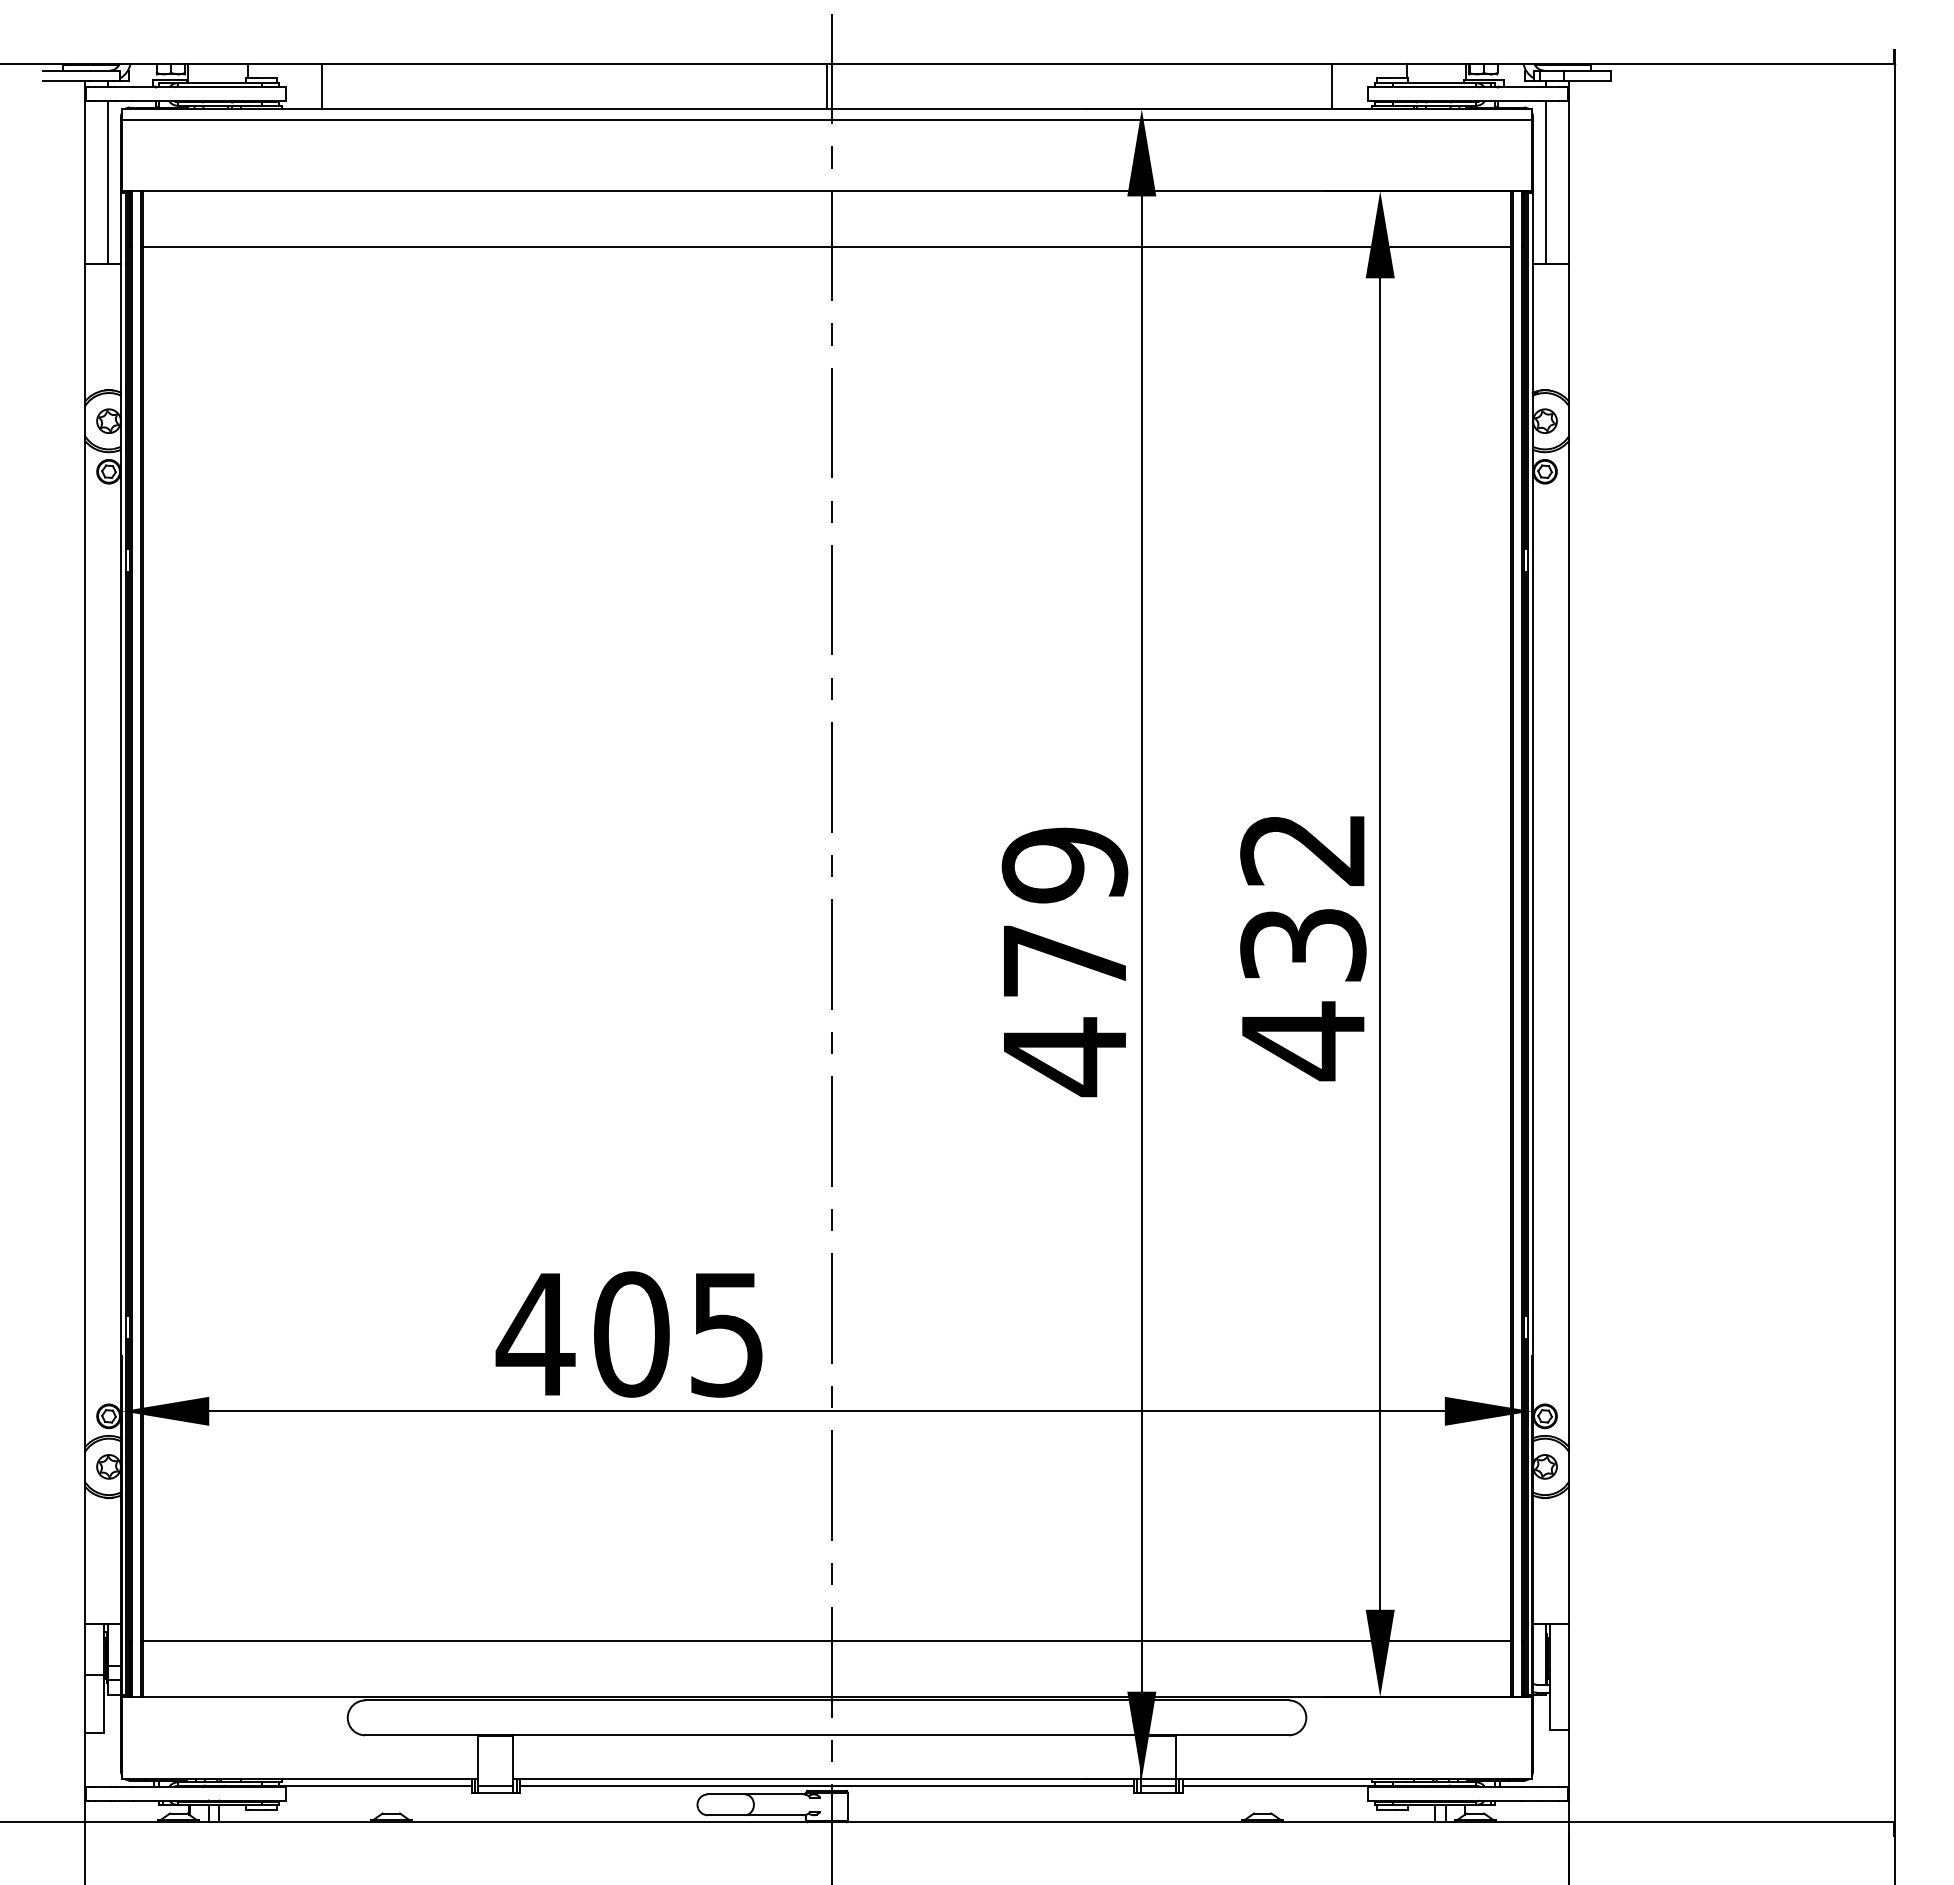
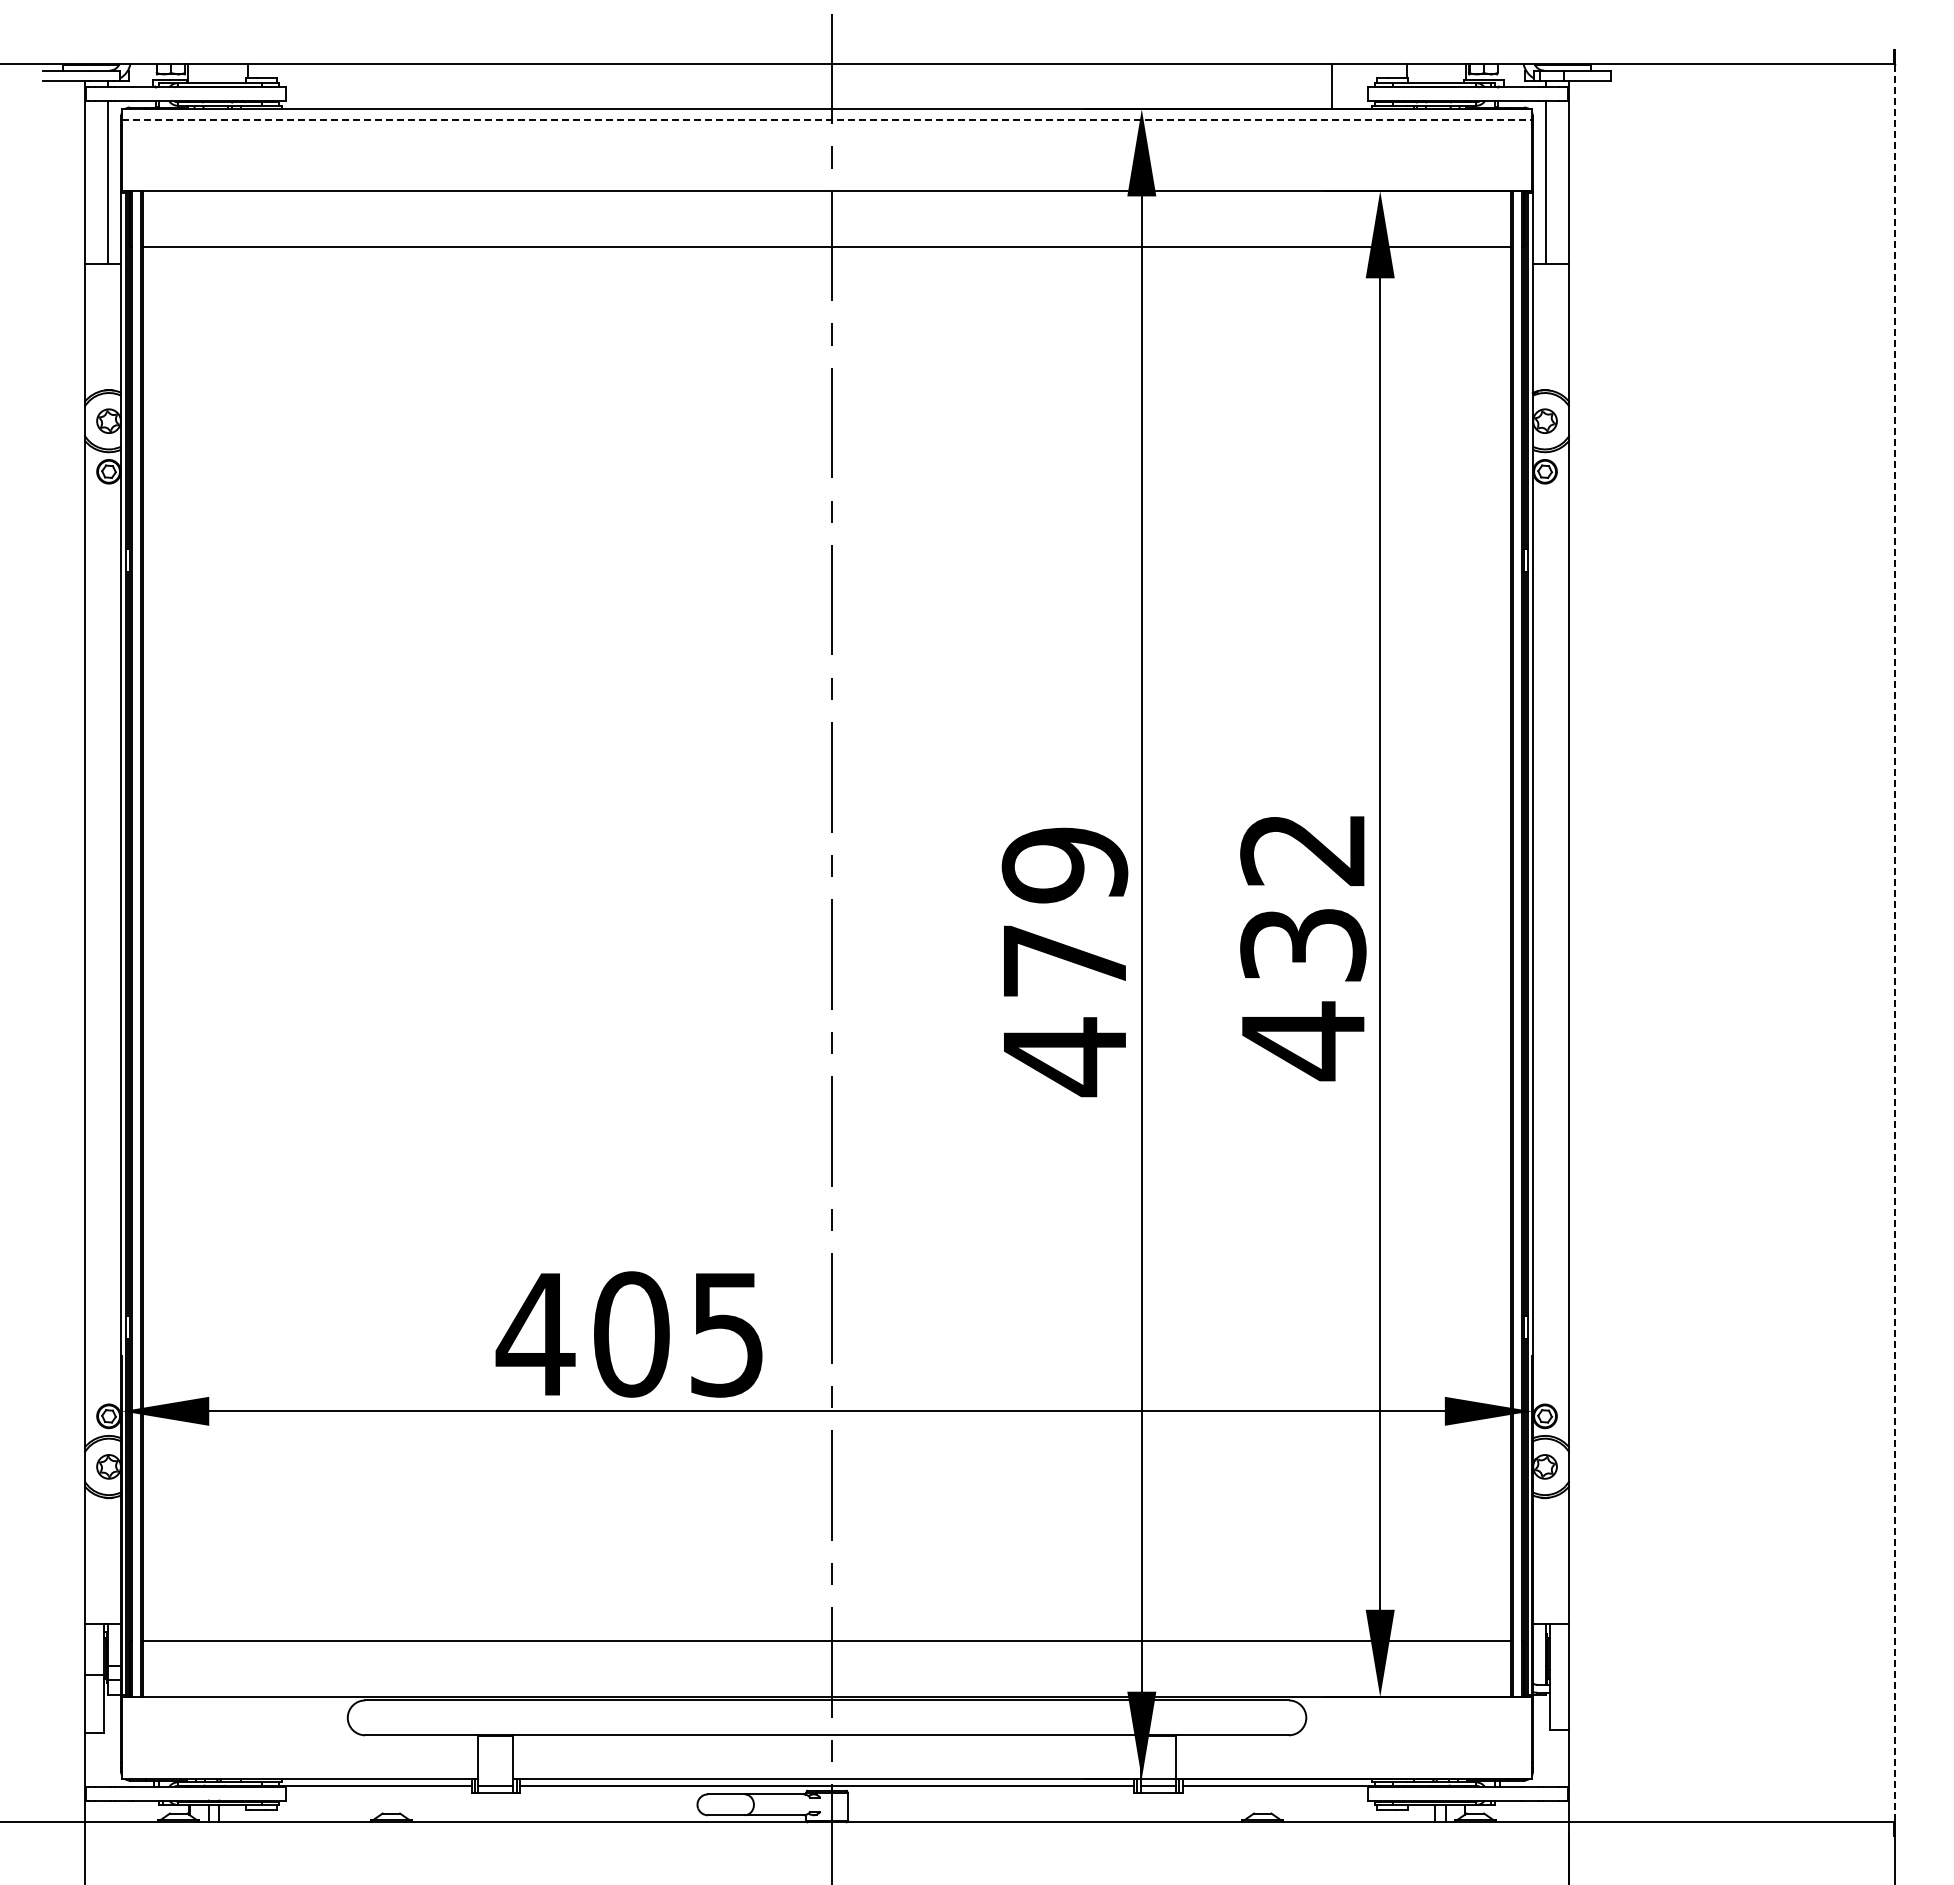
line: present -> none (321, 86)
line: present -> none (827, 86)
line: solid -> dashed (827, 119)
line: solid -> dashed (1895, 944)
